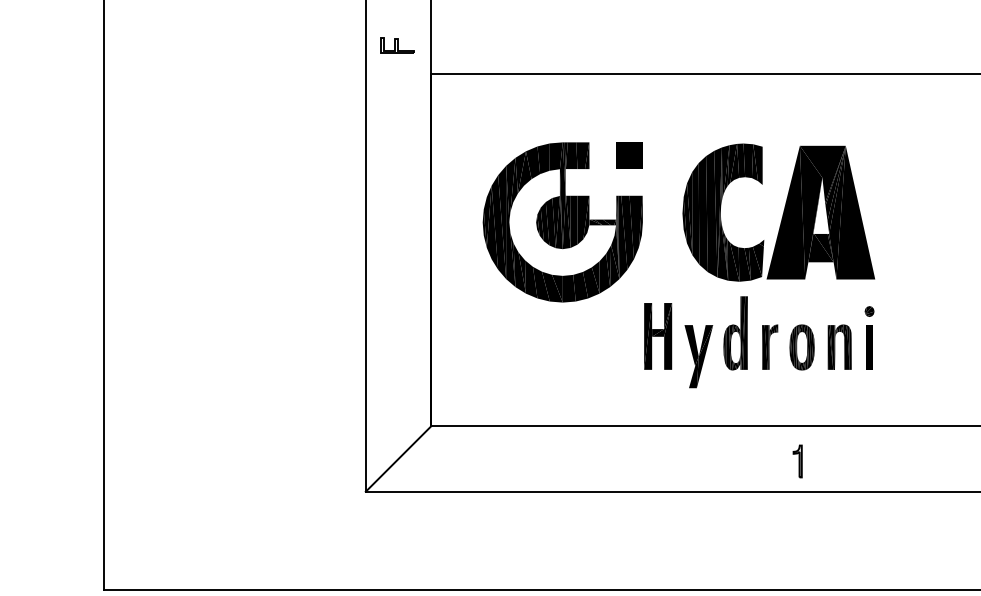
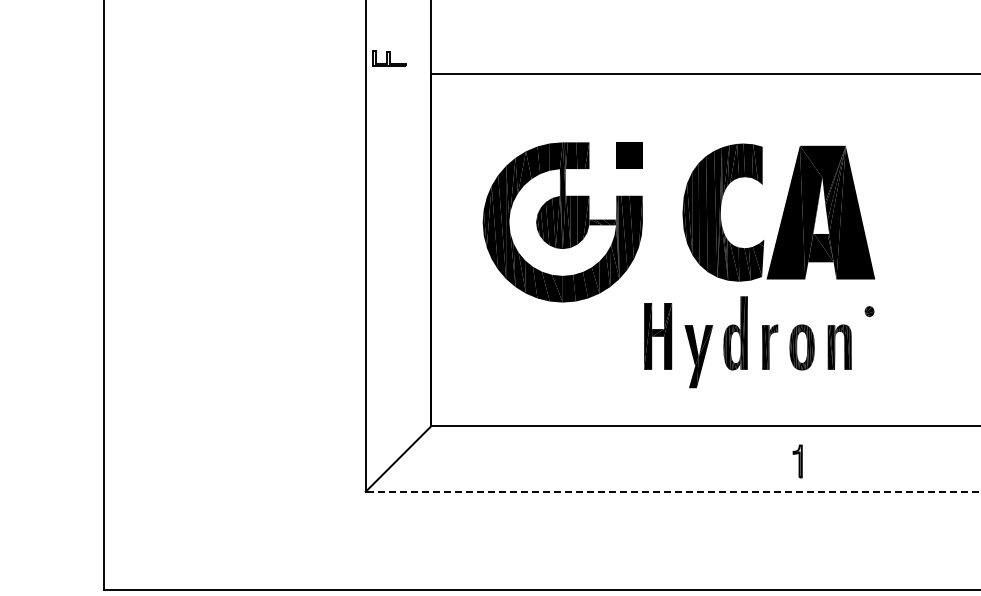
part position: (397, 45) -> (389, 58) (389, 58)
part: present -> none (869, 347)
line: solid -> dashed (672, 491)
